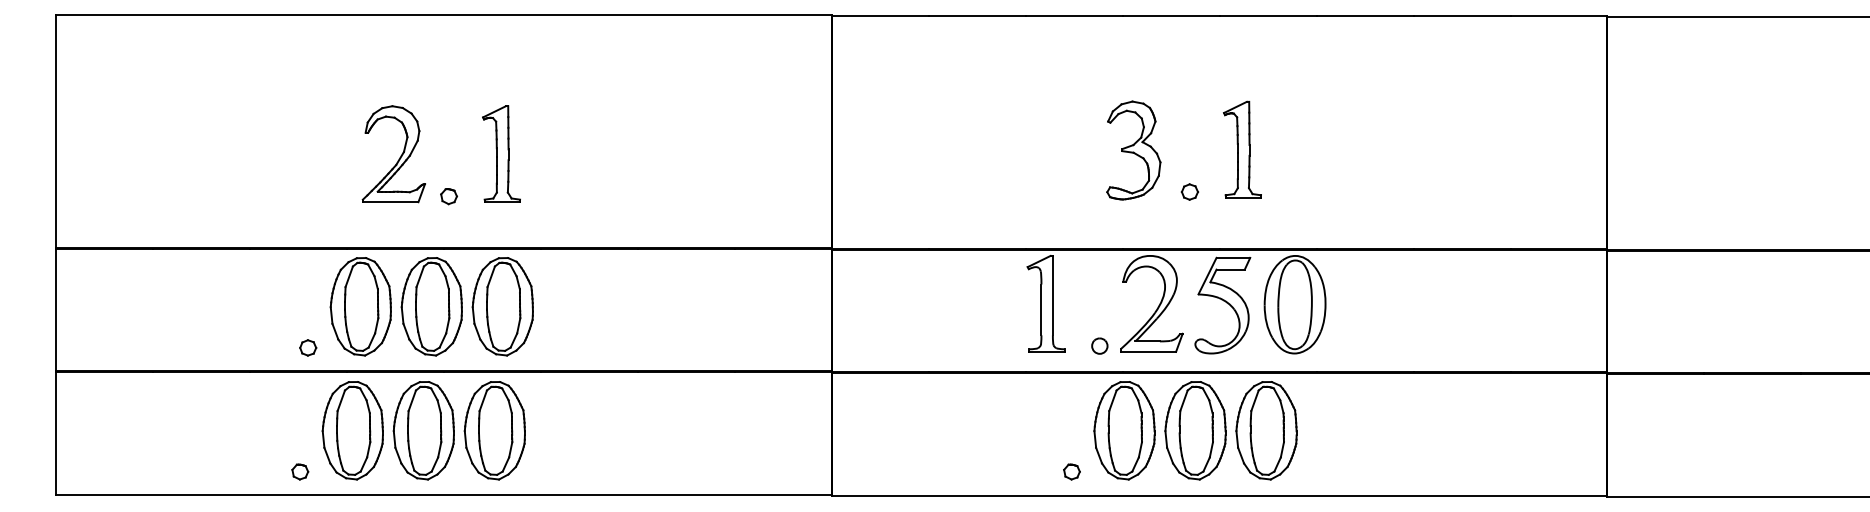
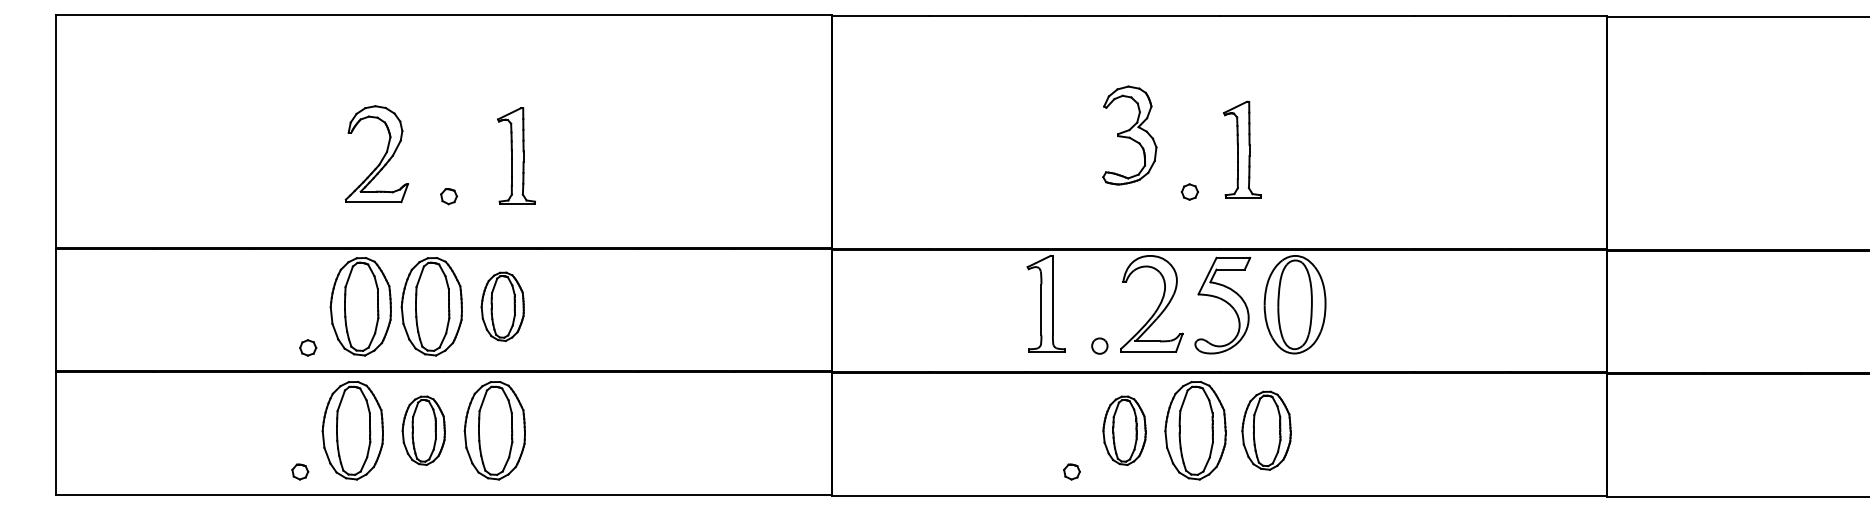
part position: (1133, 150) -> (1129, 135) (1129, 135)
part position: (501, 153) -> (516, 155) (516, 155)
part position: (399, 157) -> (382, 157) (382, 157)
part size: 63x100 px -> 45x71 px (502, 306)
part size: 63x100 px -> 45x71 px (423, 430)
part size: 63x100 px -> 45x71 px (1124, 430)
part size: 63x100 px -> 51x81 px (1266, 430)
